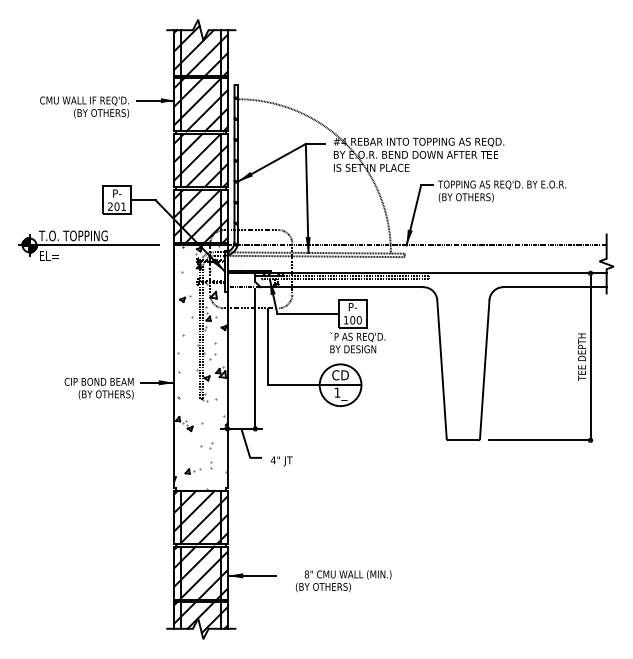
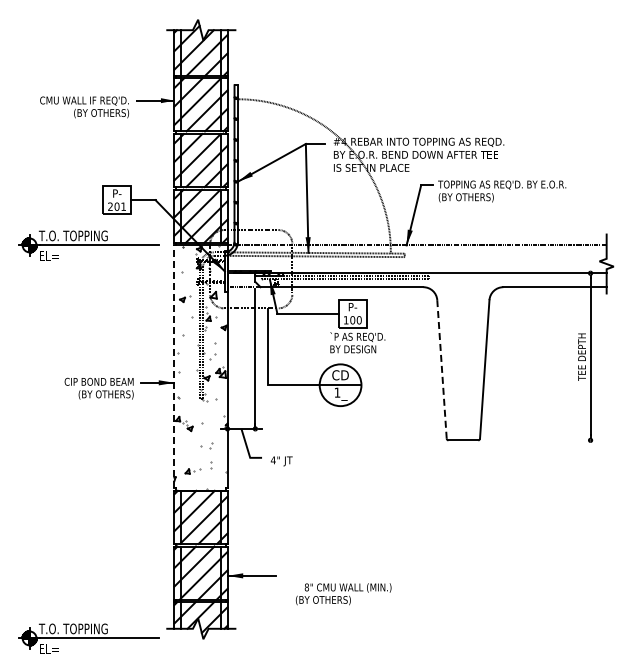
line: solid -> dashed (174, 366)
line: solid -> dashed (441, 368)
line: present -> none (539, 440)
text position: (343, 581) -> (343, 594) (343, 594)
part: none -> present (88, 638)
